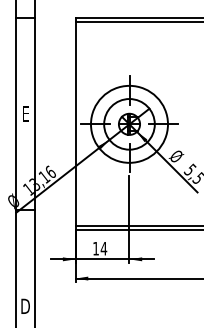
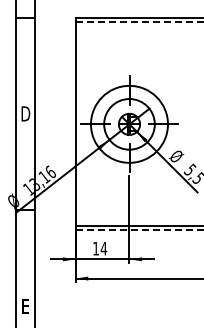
line: solid -> dashed (139, 22)
text: E -> D (25, 113)
line: solid -> dashed (139, 230)
text: D -> E (25, 305)
